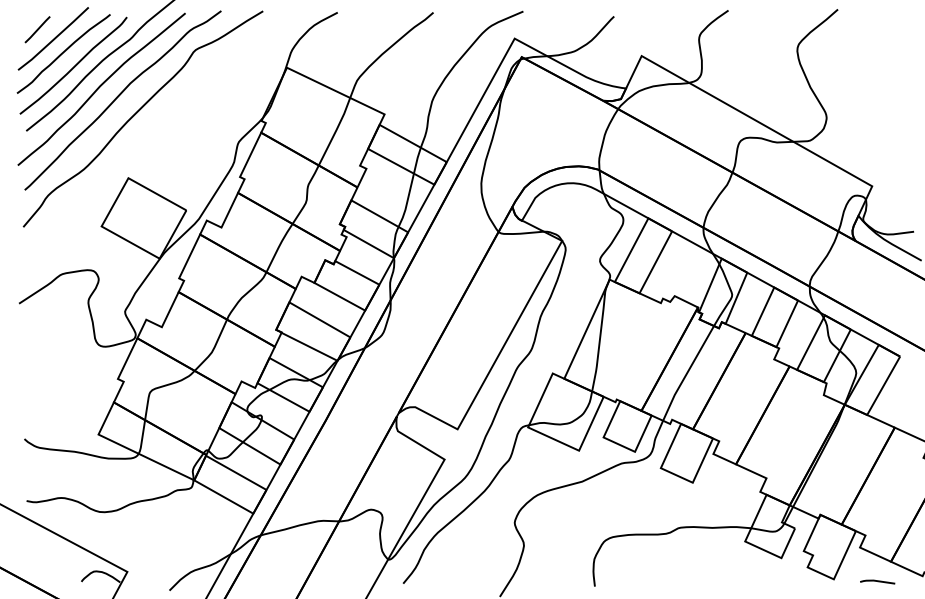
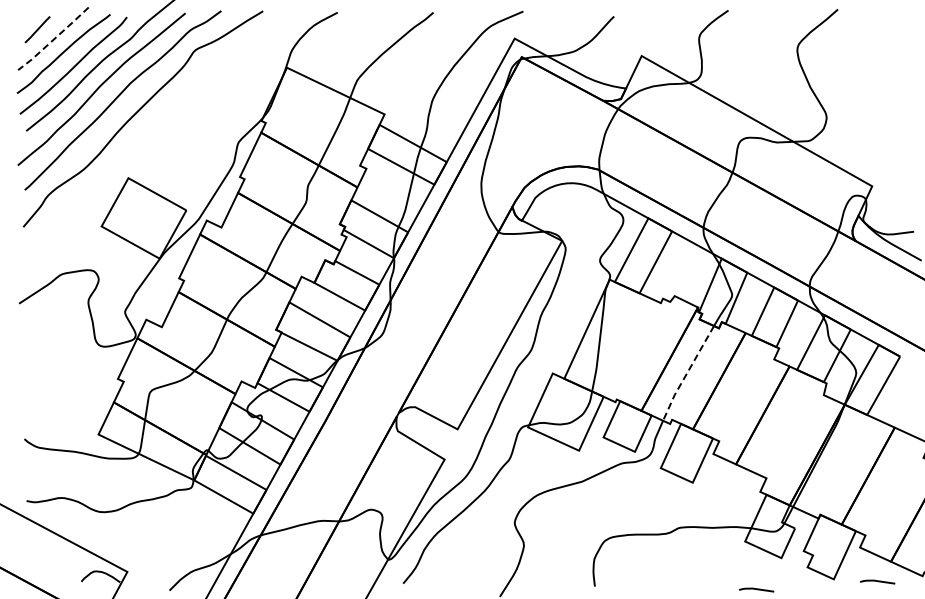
line: solid -> dashed (53, 39)
line: solid -> dashed (687, 373)
line: none -> present (756, 589)
